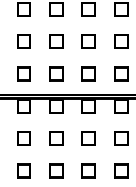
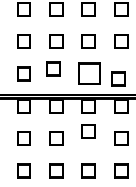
part position: (56, 73) -> (53, 68) (53, 68)
part size: 15x16 px -> 23x23 px (89, 73)
part position: (121, 73) -> (118, 78) (118, 78)
part position: (88, 138) -> (88, 131) (88, 131)
